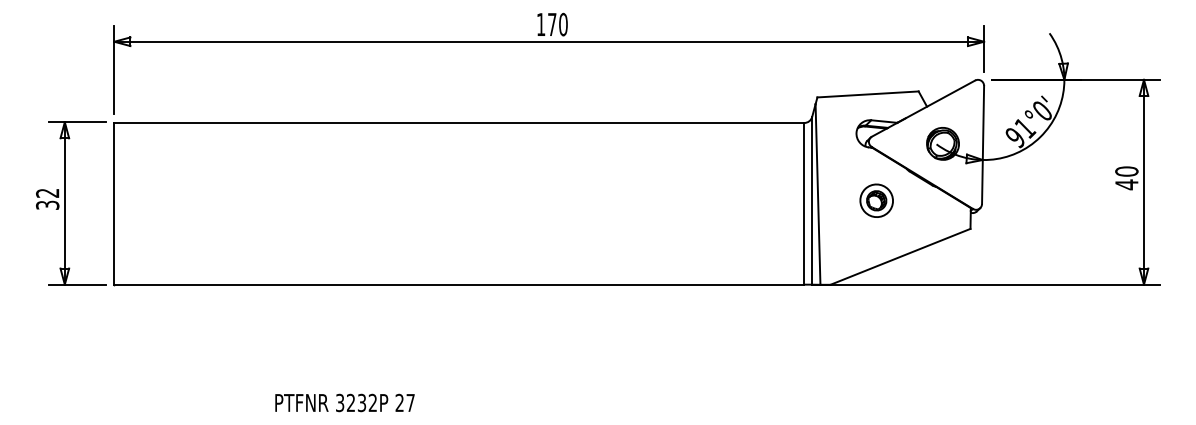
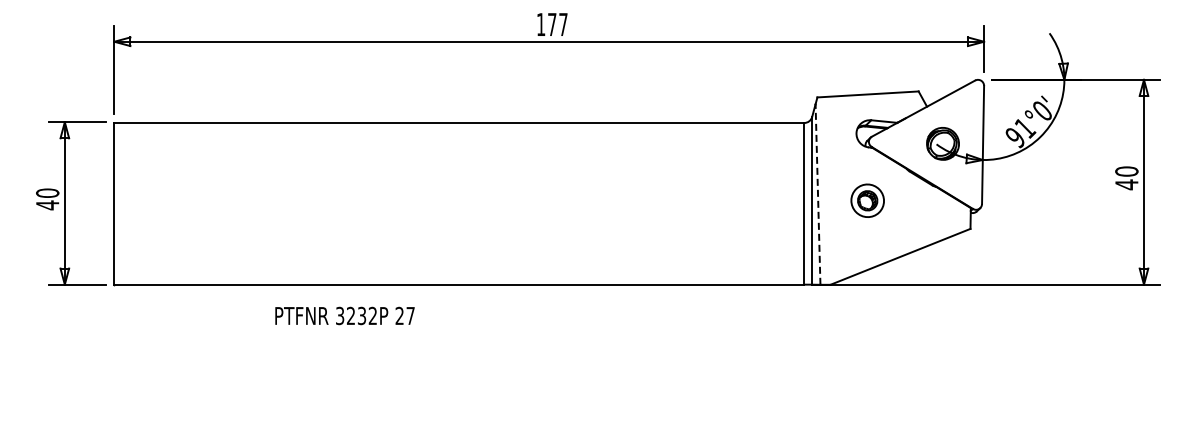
text: 170 -> 177 (563, 24)
line: solid -> dashed (818, 194)
text: 32 -> 40 (47, 199)
part position: (876, 200) -> (867, 200) (867, 200)
text position: (344, 402) -> (344, 315) (344, 315)
